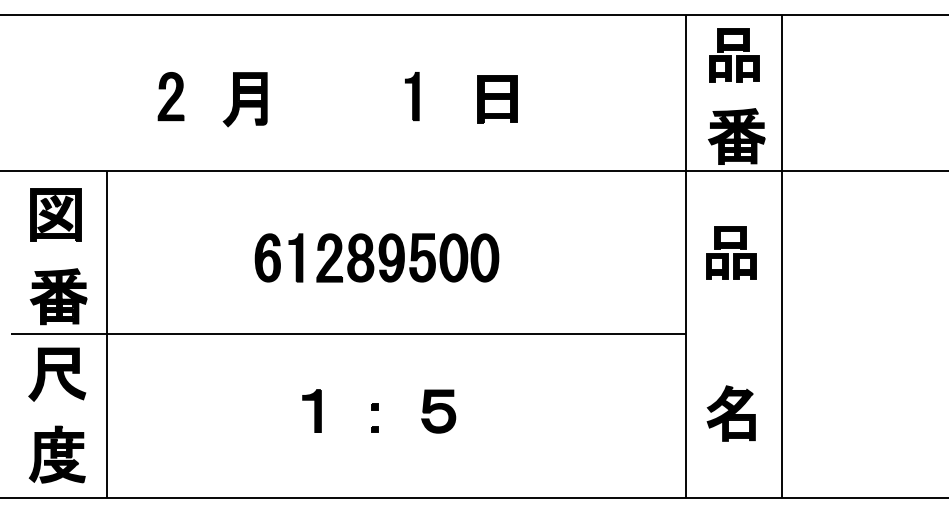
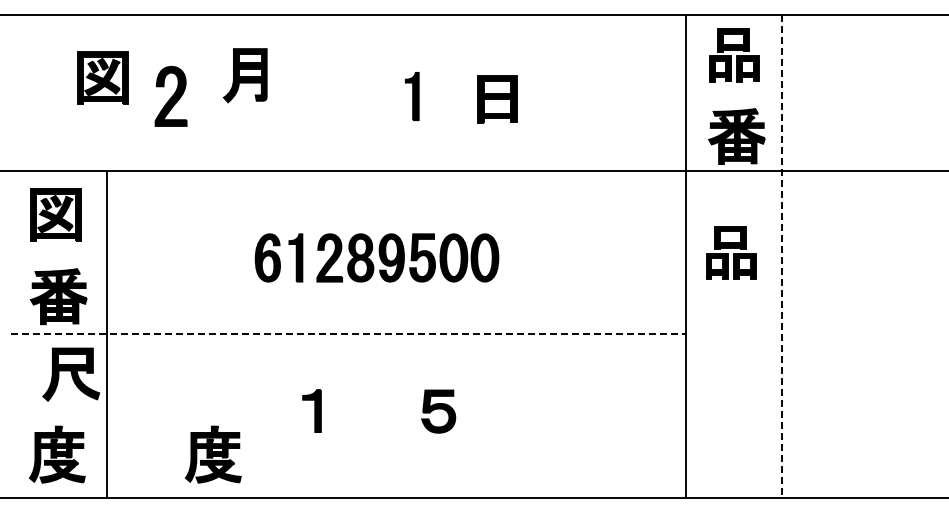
part: none -> present (102, 77)
part size: 28x50 px -> 34x61 px (170, 96)
part position: (244, 99) -> (244, 75) (244, 75)
line: solid -> dashed (782, 257)
line: solid -> dashed (348, 334)
part position: (57, 374) -> (71, 374) (71, 374)
part: present -> none (374, 410)
part: present -> none (730, 413)
part: none -> present (212, 454)
